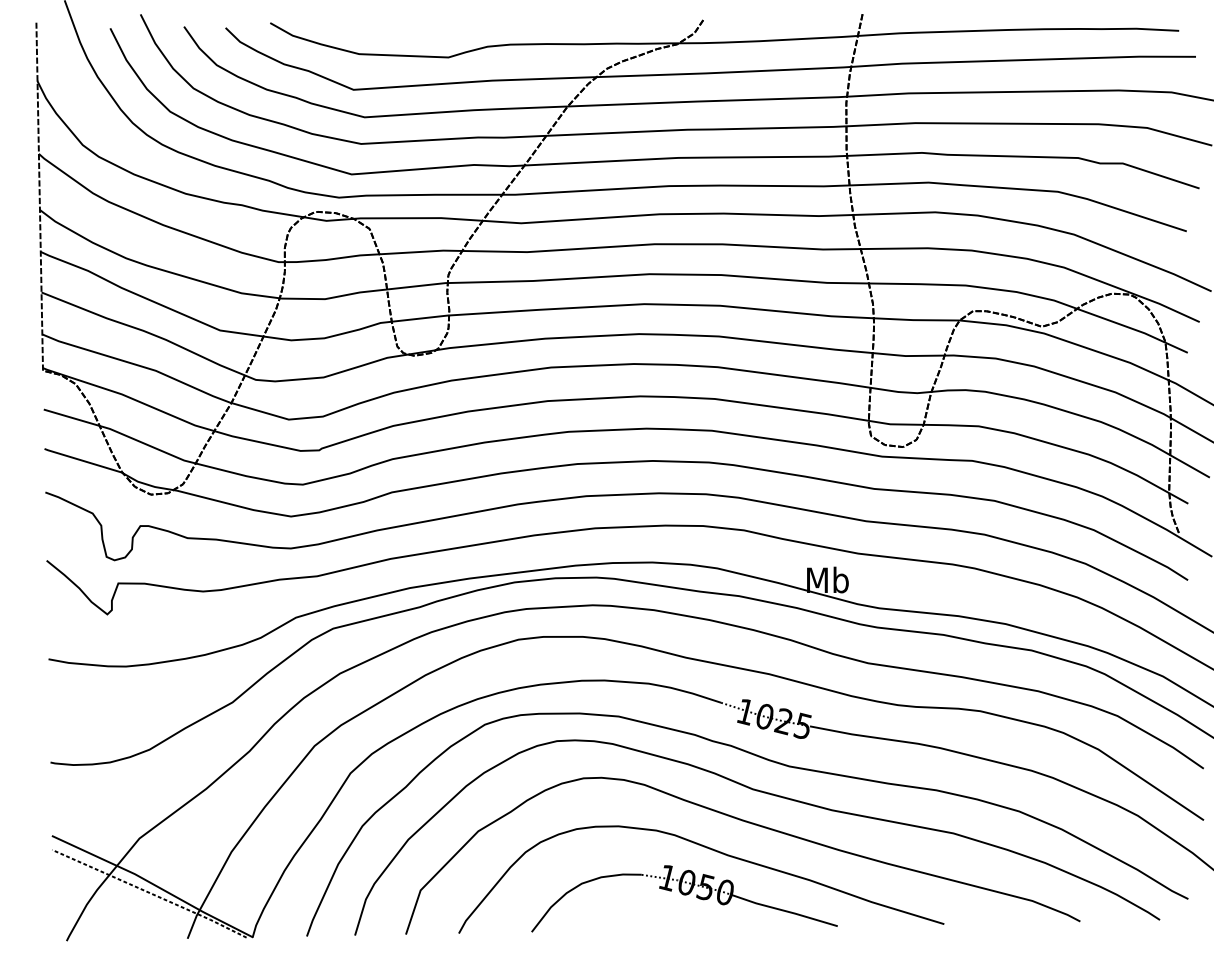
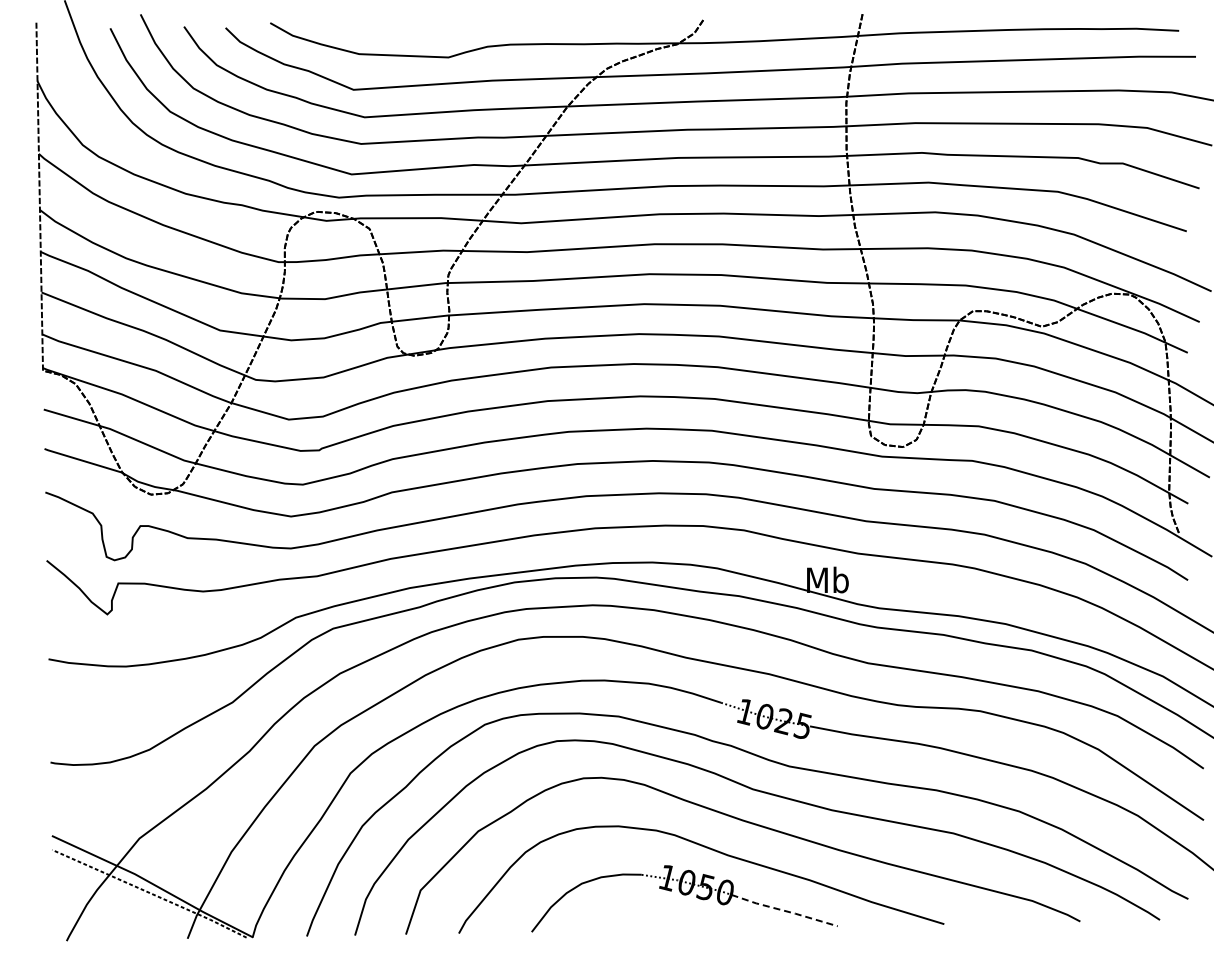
line: solid -> dashed (784, 910)
